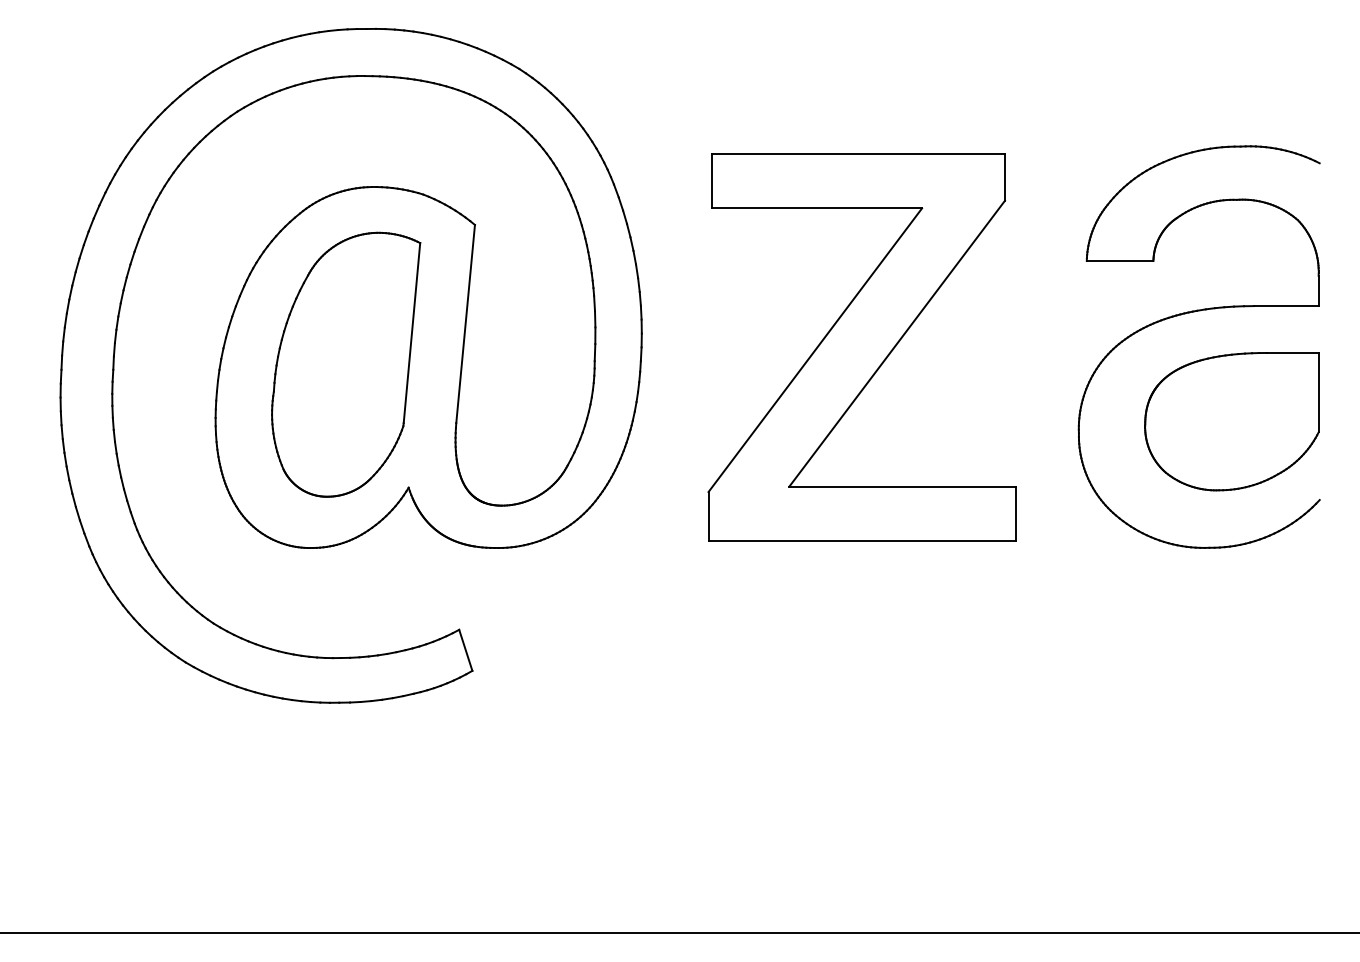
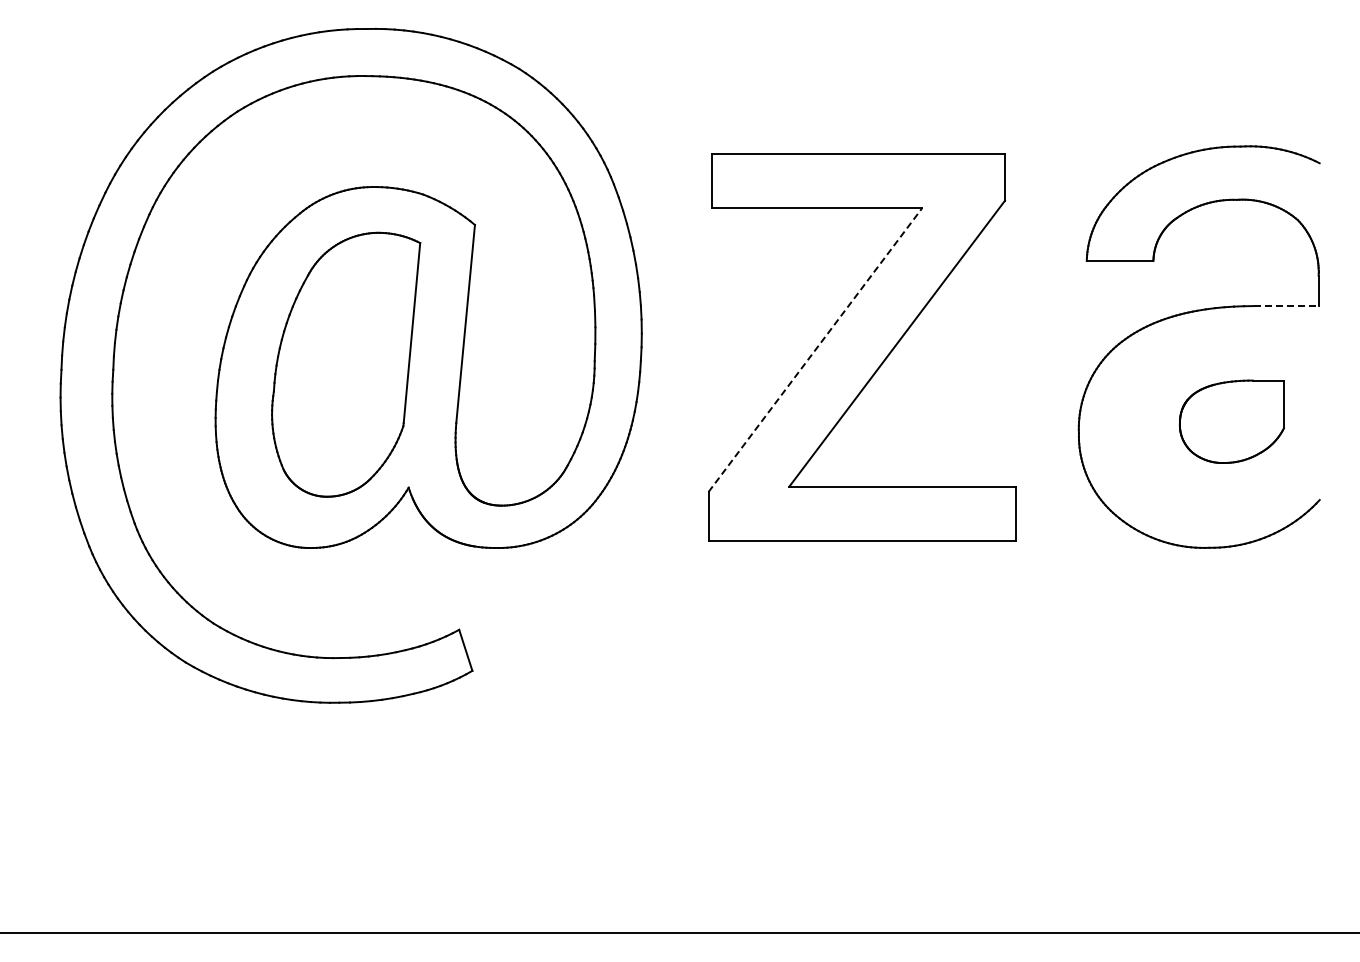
line: solid -> dashed (1286, 306)
line: solid -> dashed (815, 350)
part size: 176x140 px -> 106x85 px (1231, 421)
